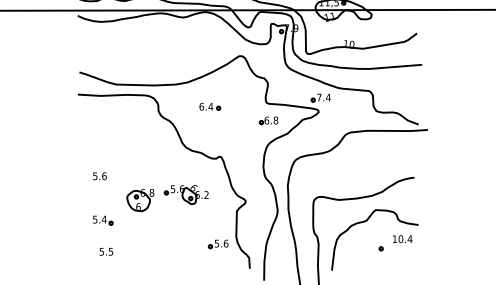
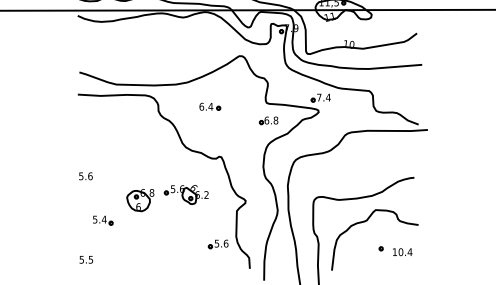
text position: (99, 176) -> (85, 176) (85, 176)
text position: (402, 239) -> (402, 252) (402, 252)
text position: (106, 251) -> (86, 259) (86, 259)
